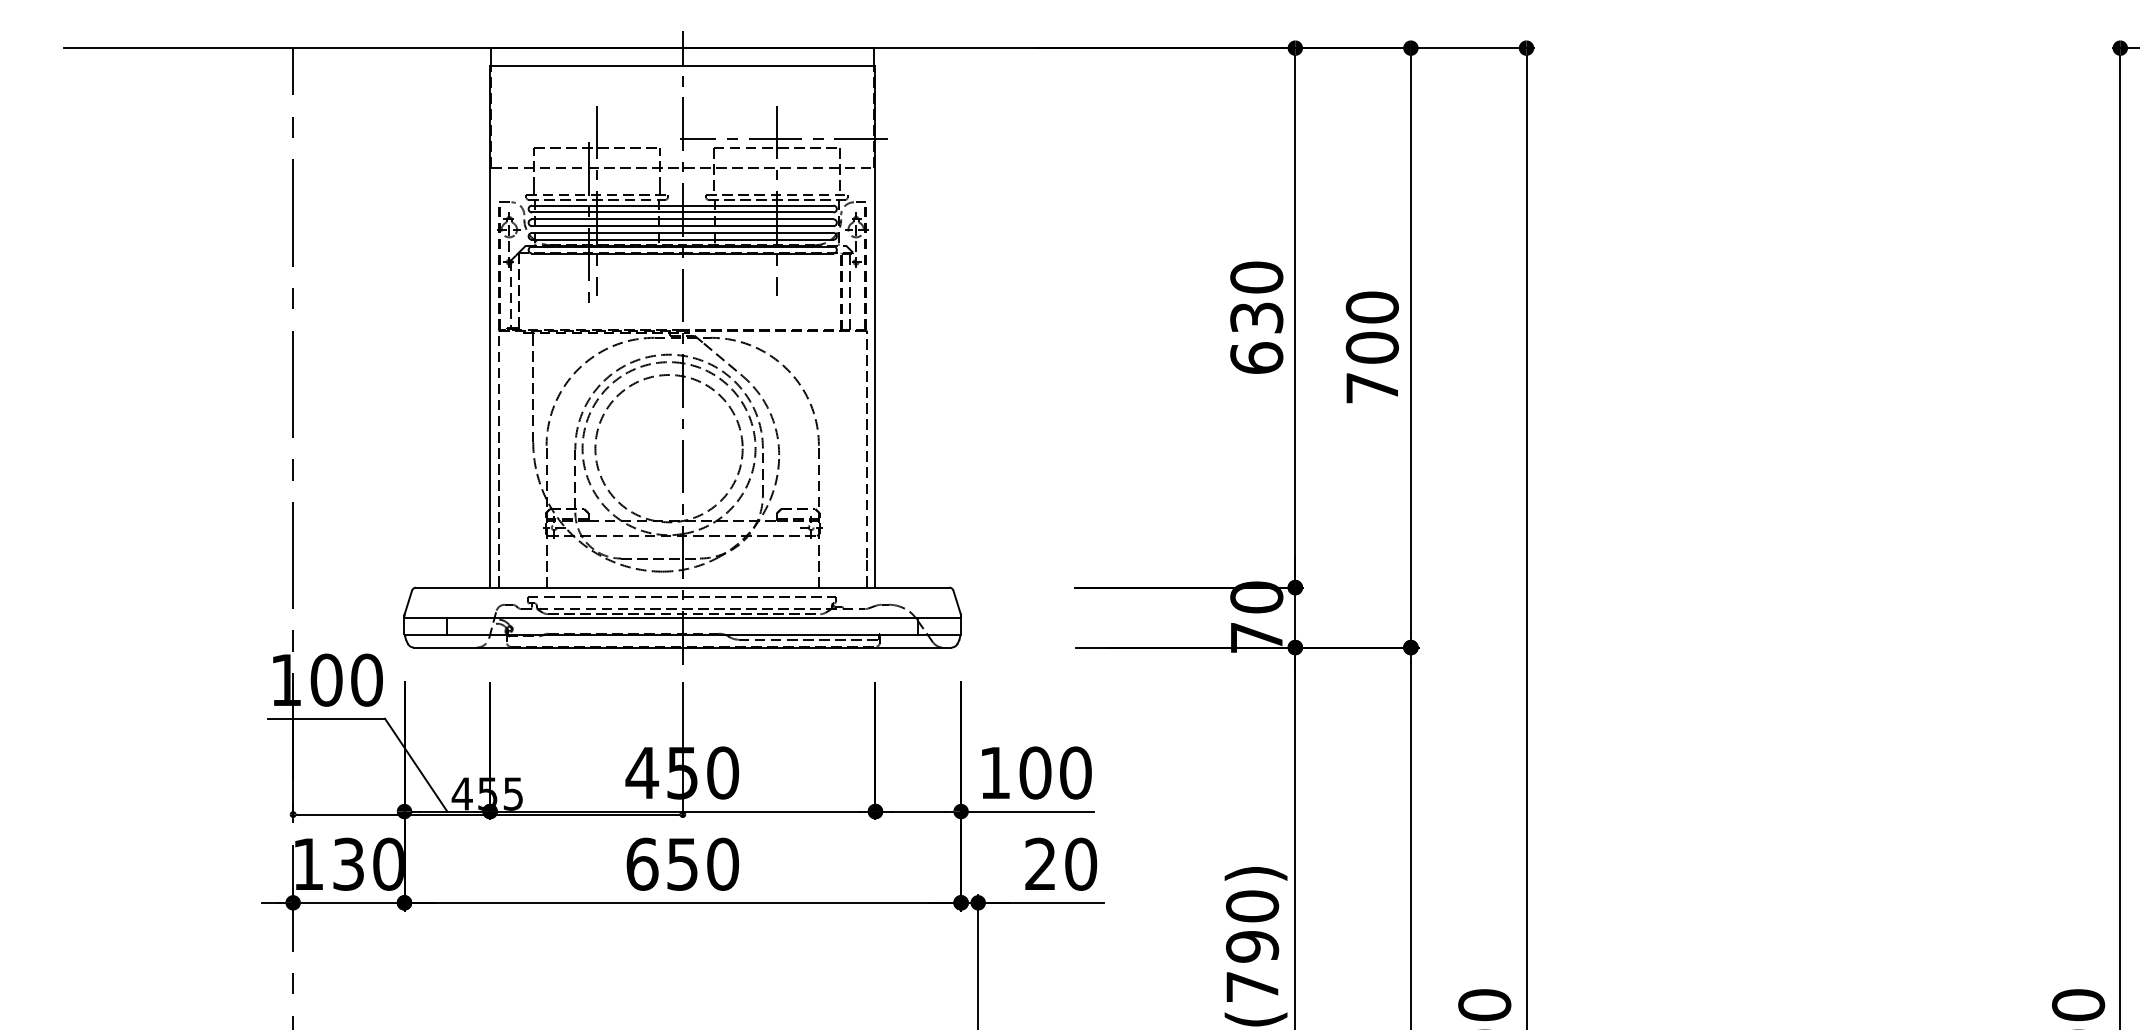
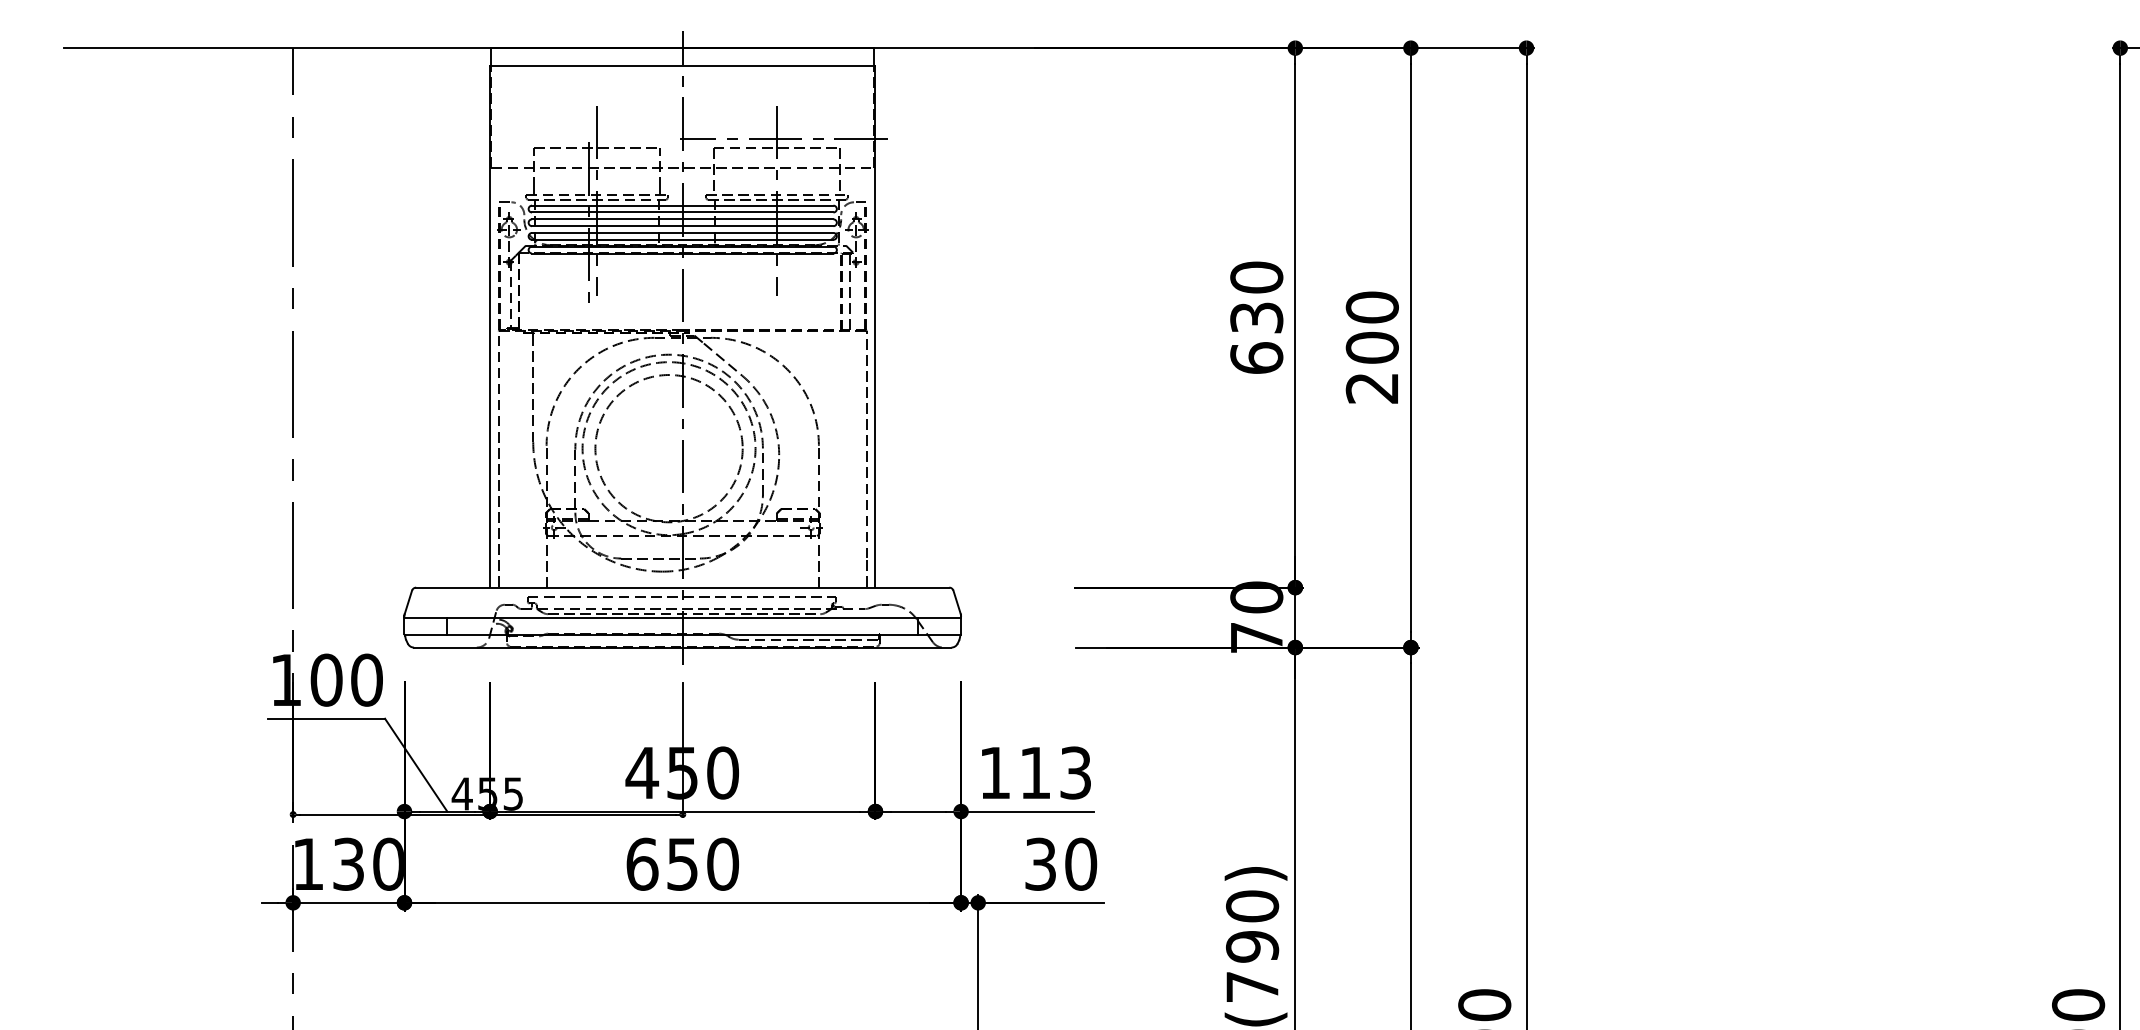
text: 700 -> 200 (1371, 388)
text: 100 -> 113 (1055, 772)
text: 20 -> 30 (1040, 863)
